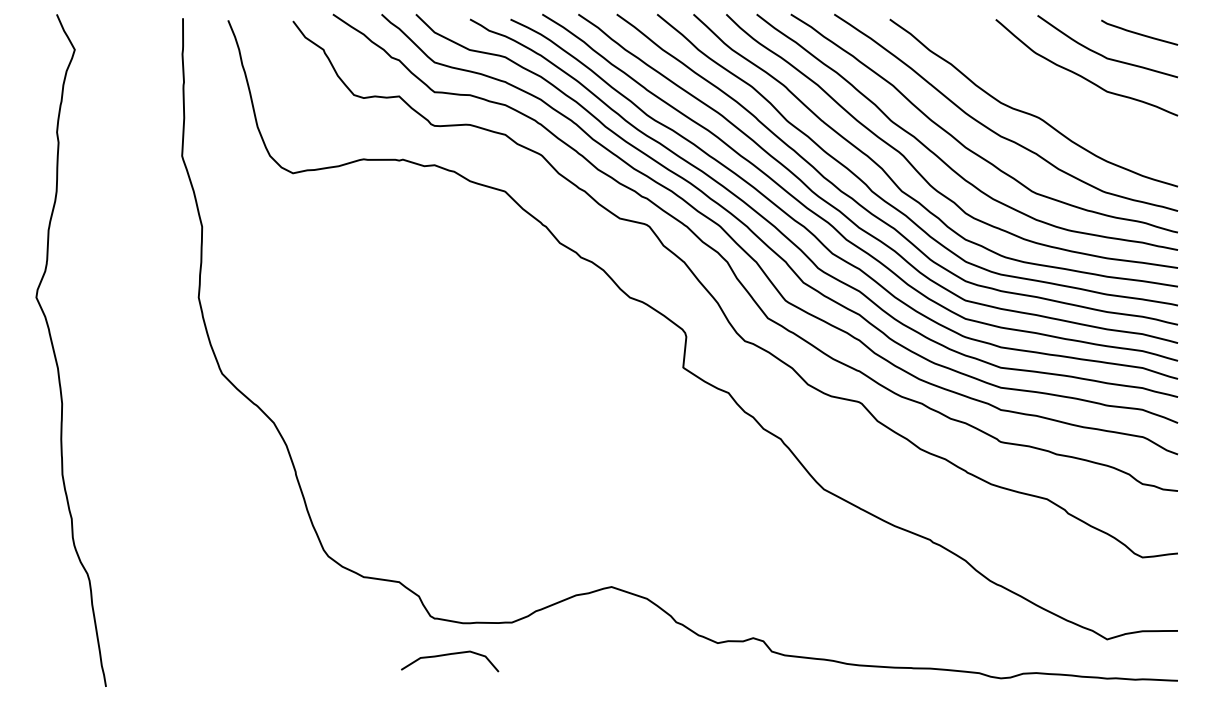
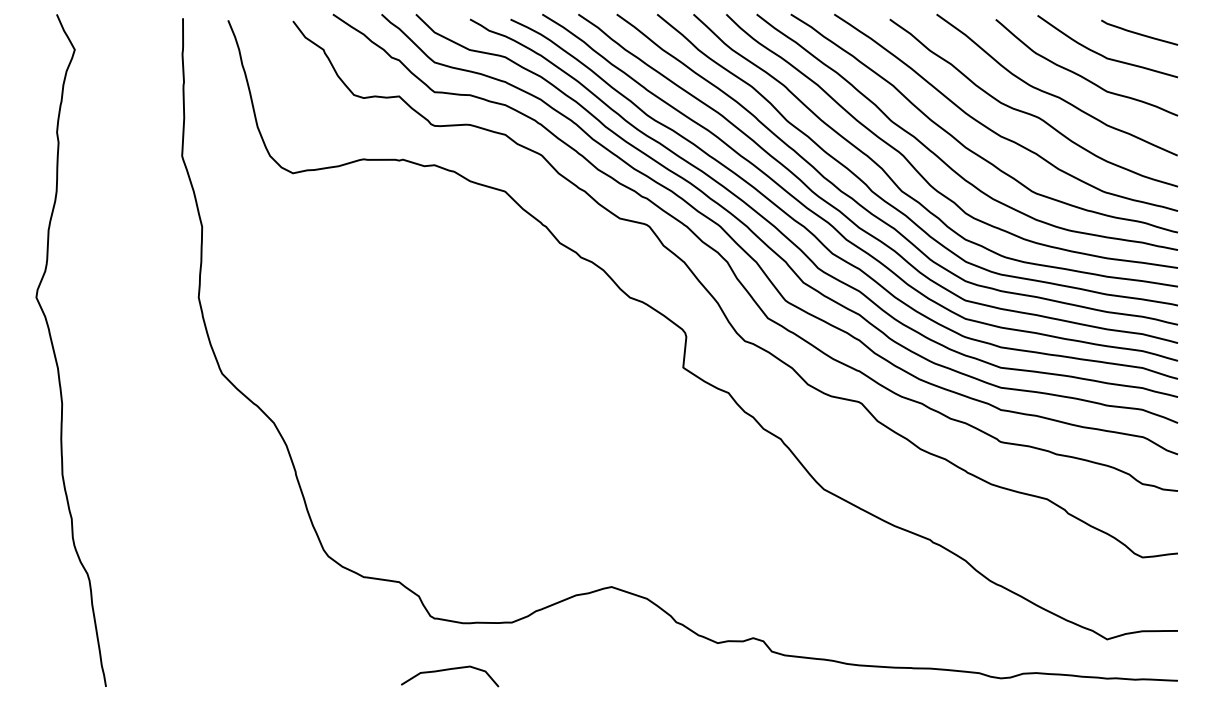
curve: none -> present (1054, 94)
curve position: (449, 655) -> (449, 670) (449, 670)
